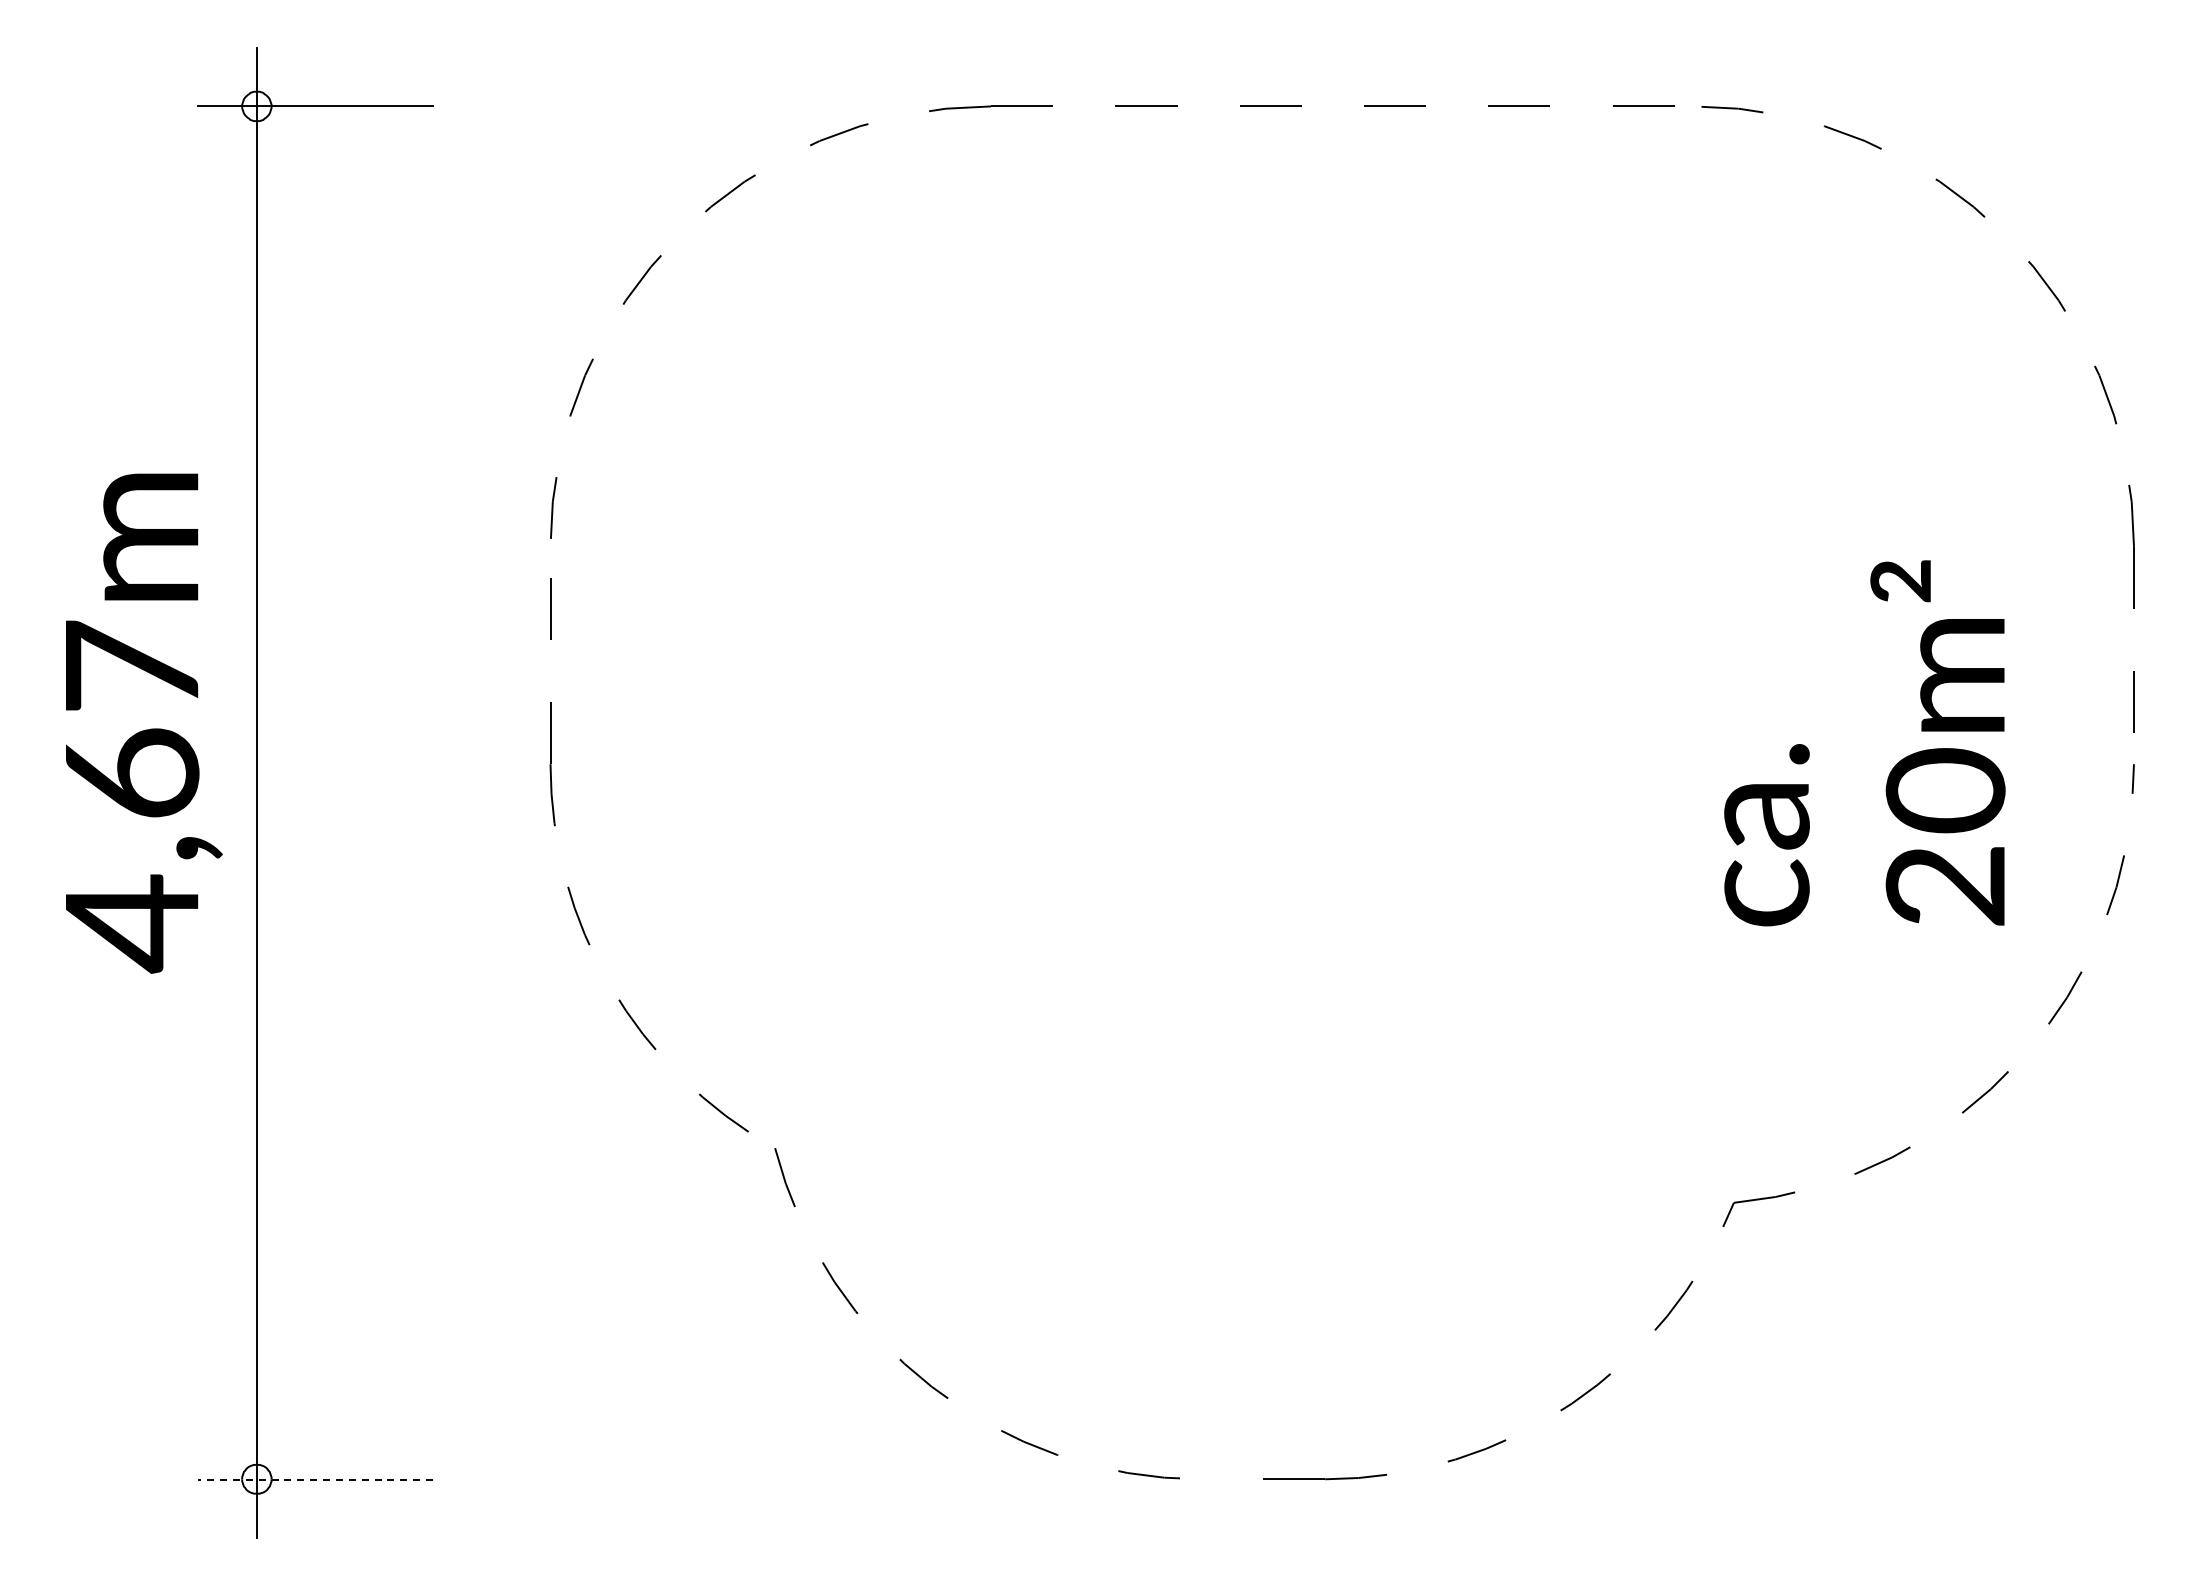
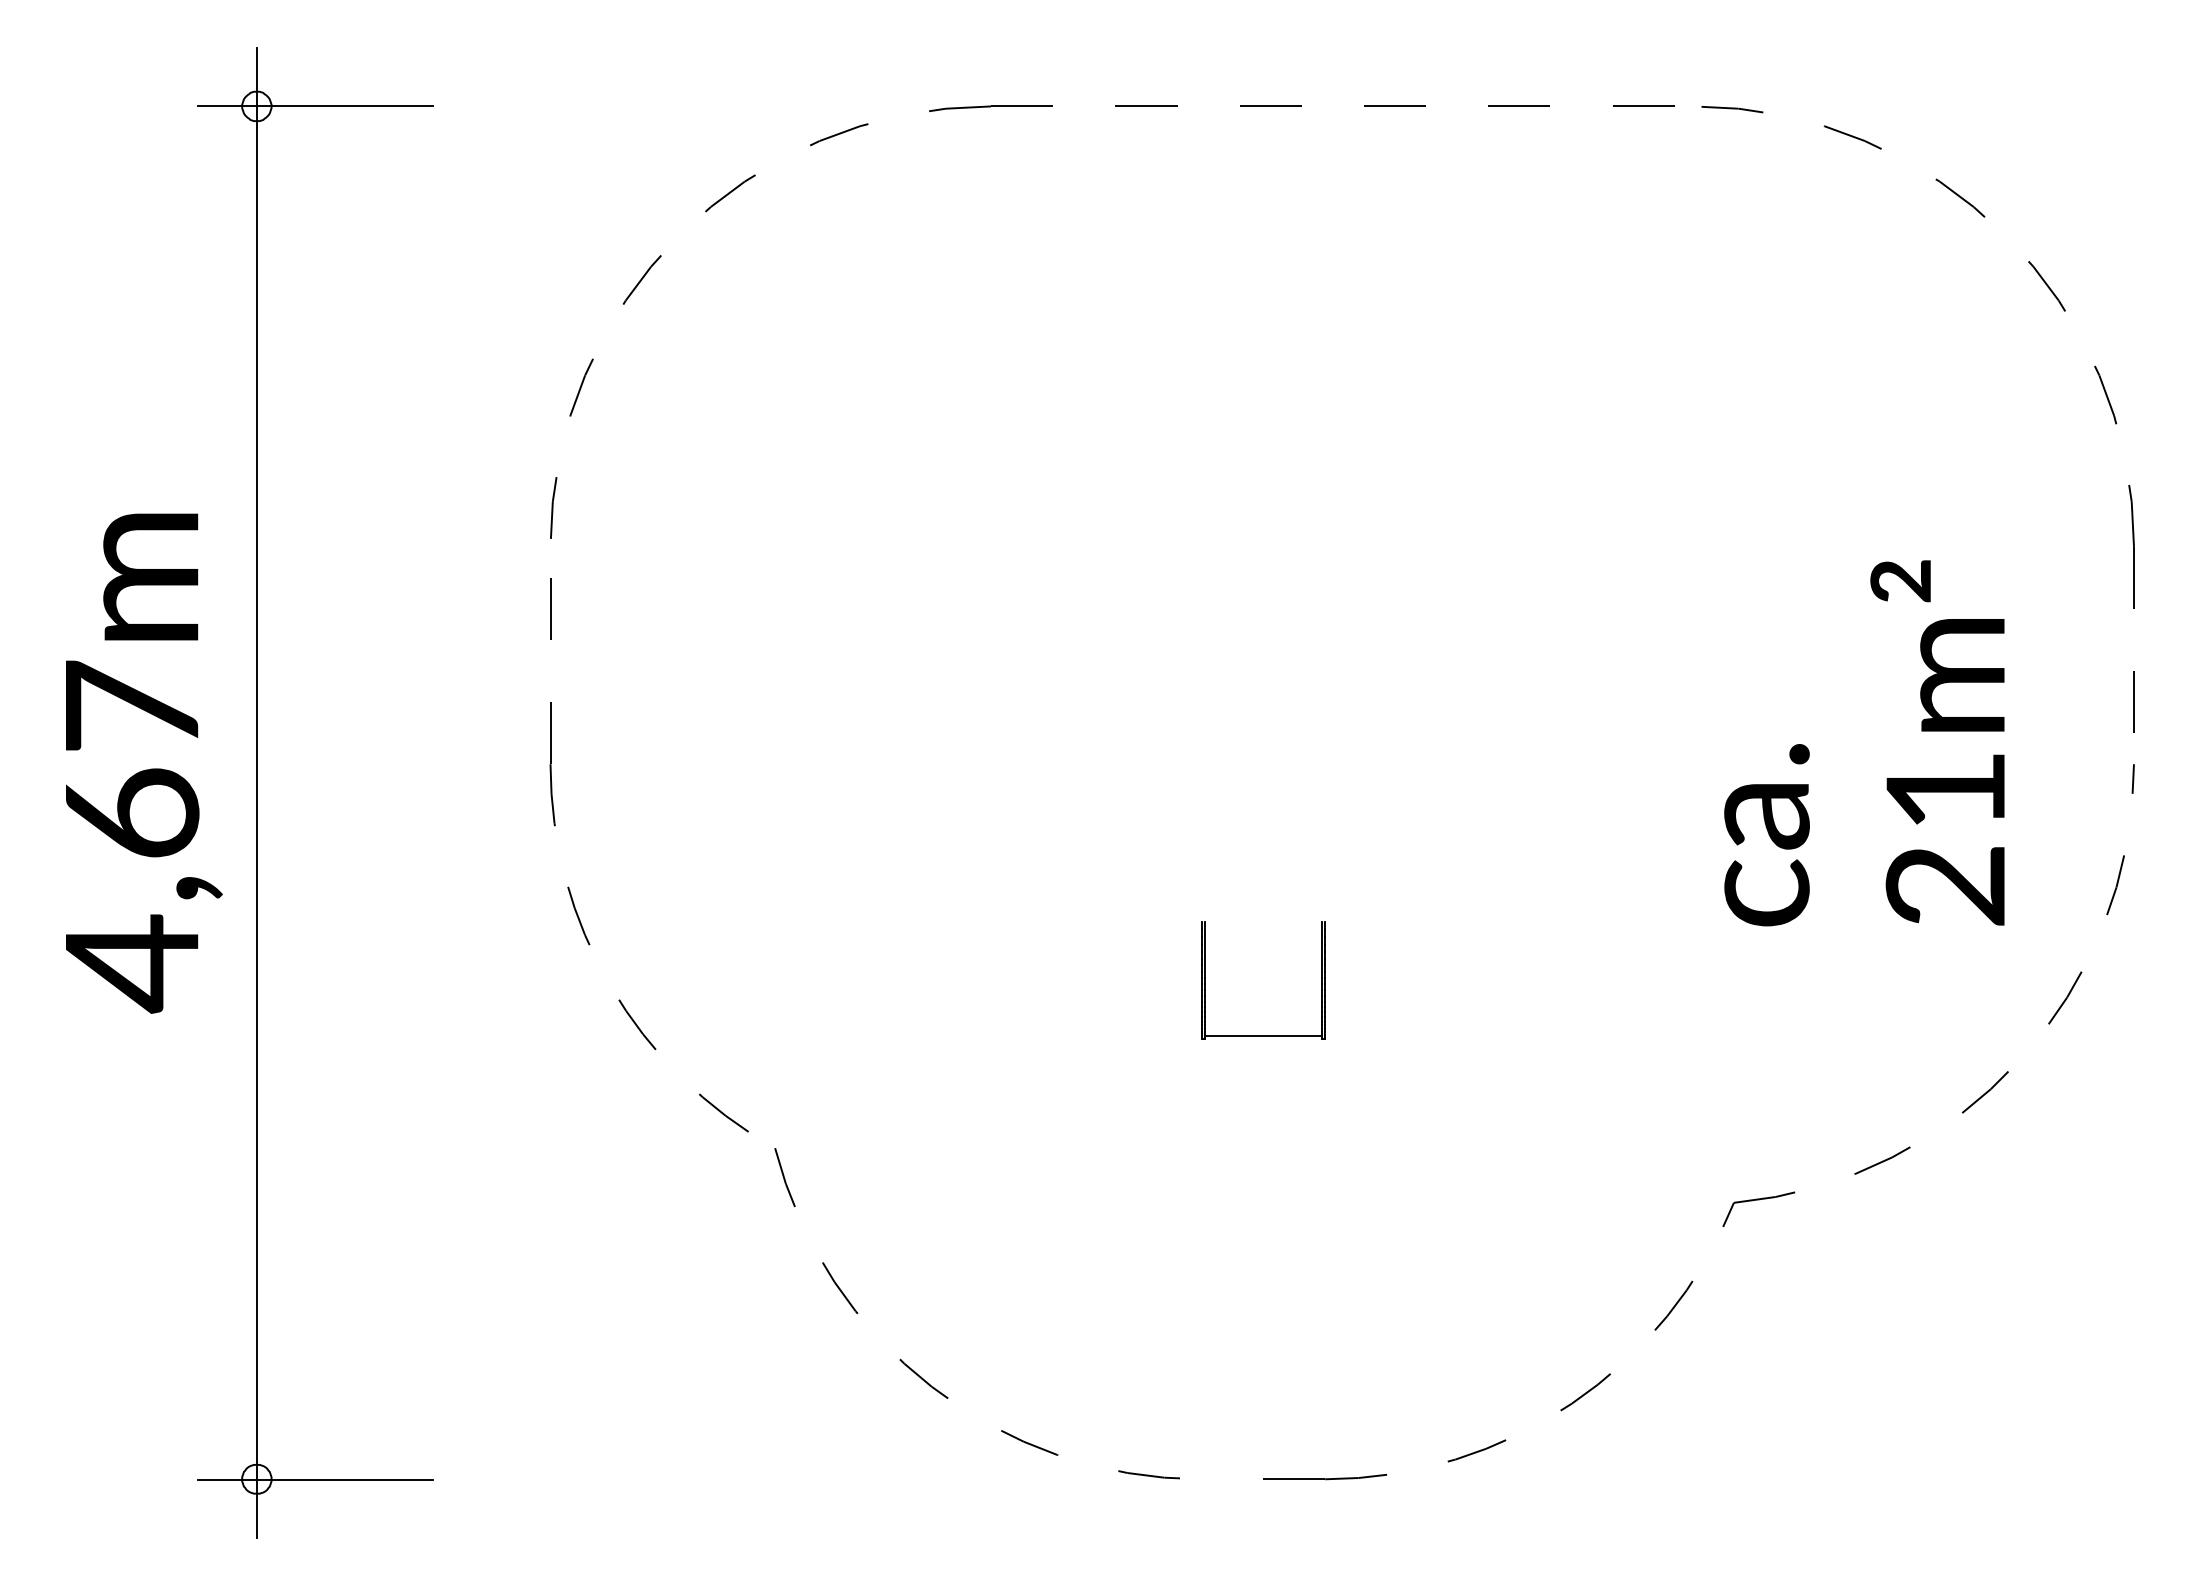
text position: (144, 723) -> (144, 763) (144, 763)
text: 20m² -> 21m² (1945, 790)
part: none -> present (1263, 1035)
line: dashed -> solid (315, 1479)
